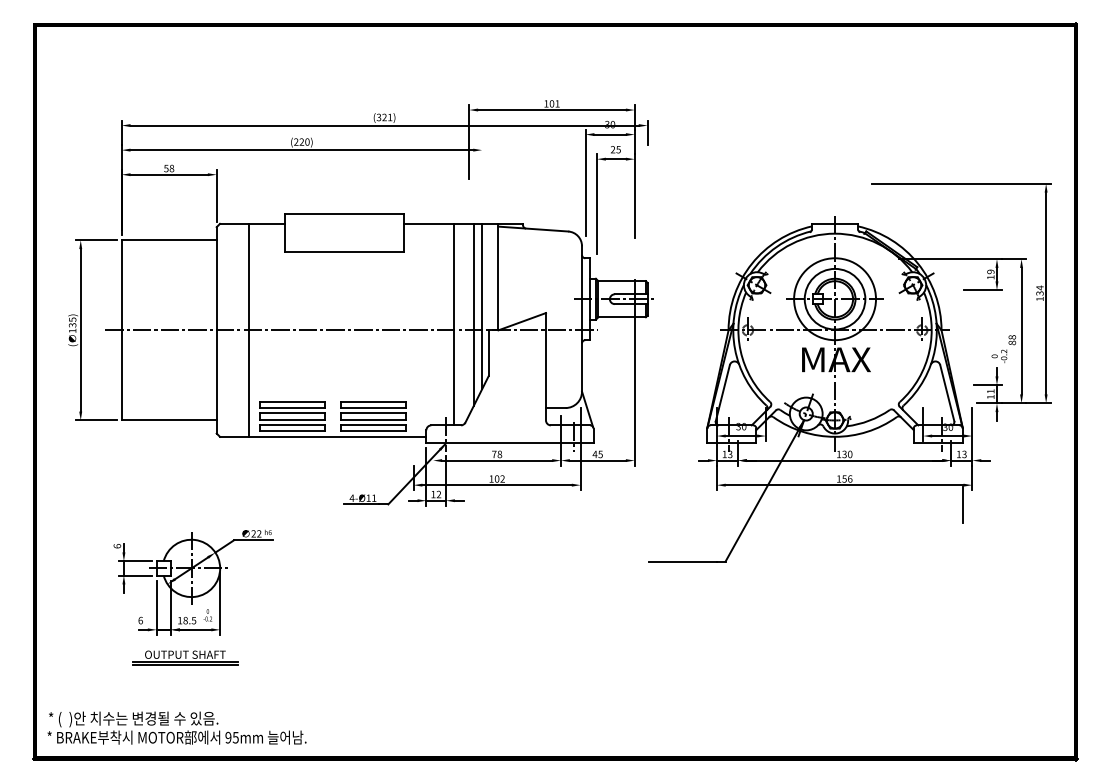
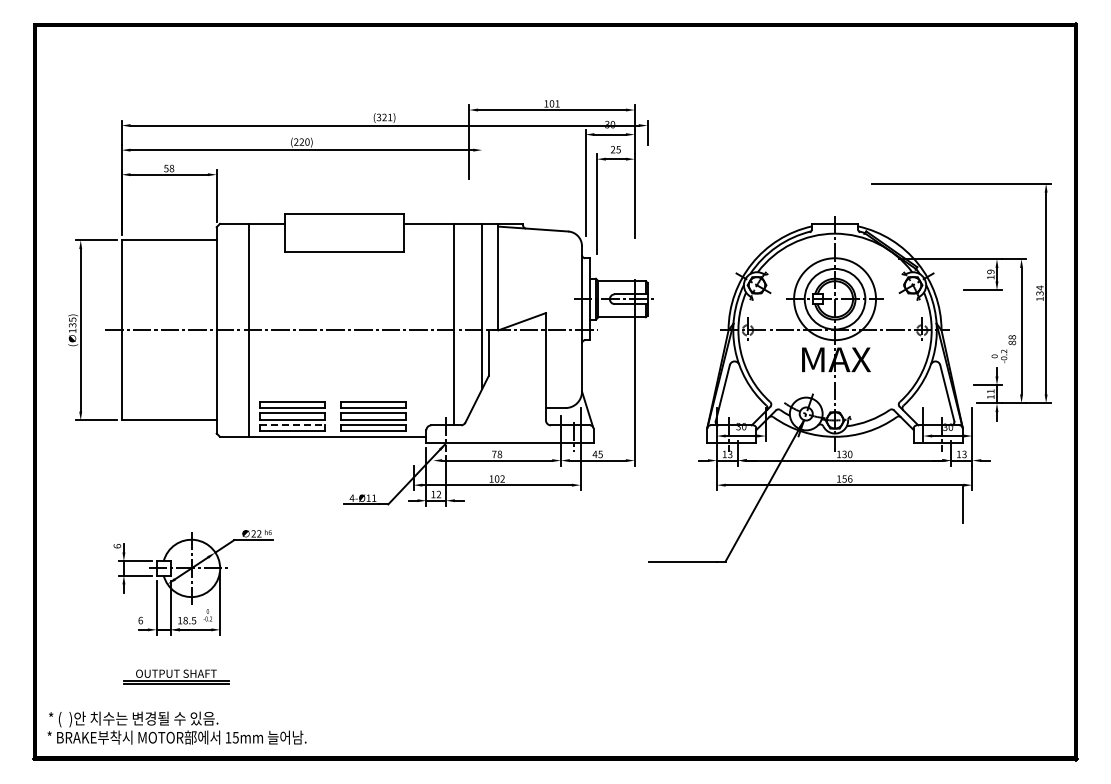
line: present -> none (473, 314)
line: solid -> dashed (293, 424)
part position: (185, 657) -> (176, 676) (176, 676)
text: 95mm -> 15mm (228, 737)
